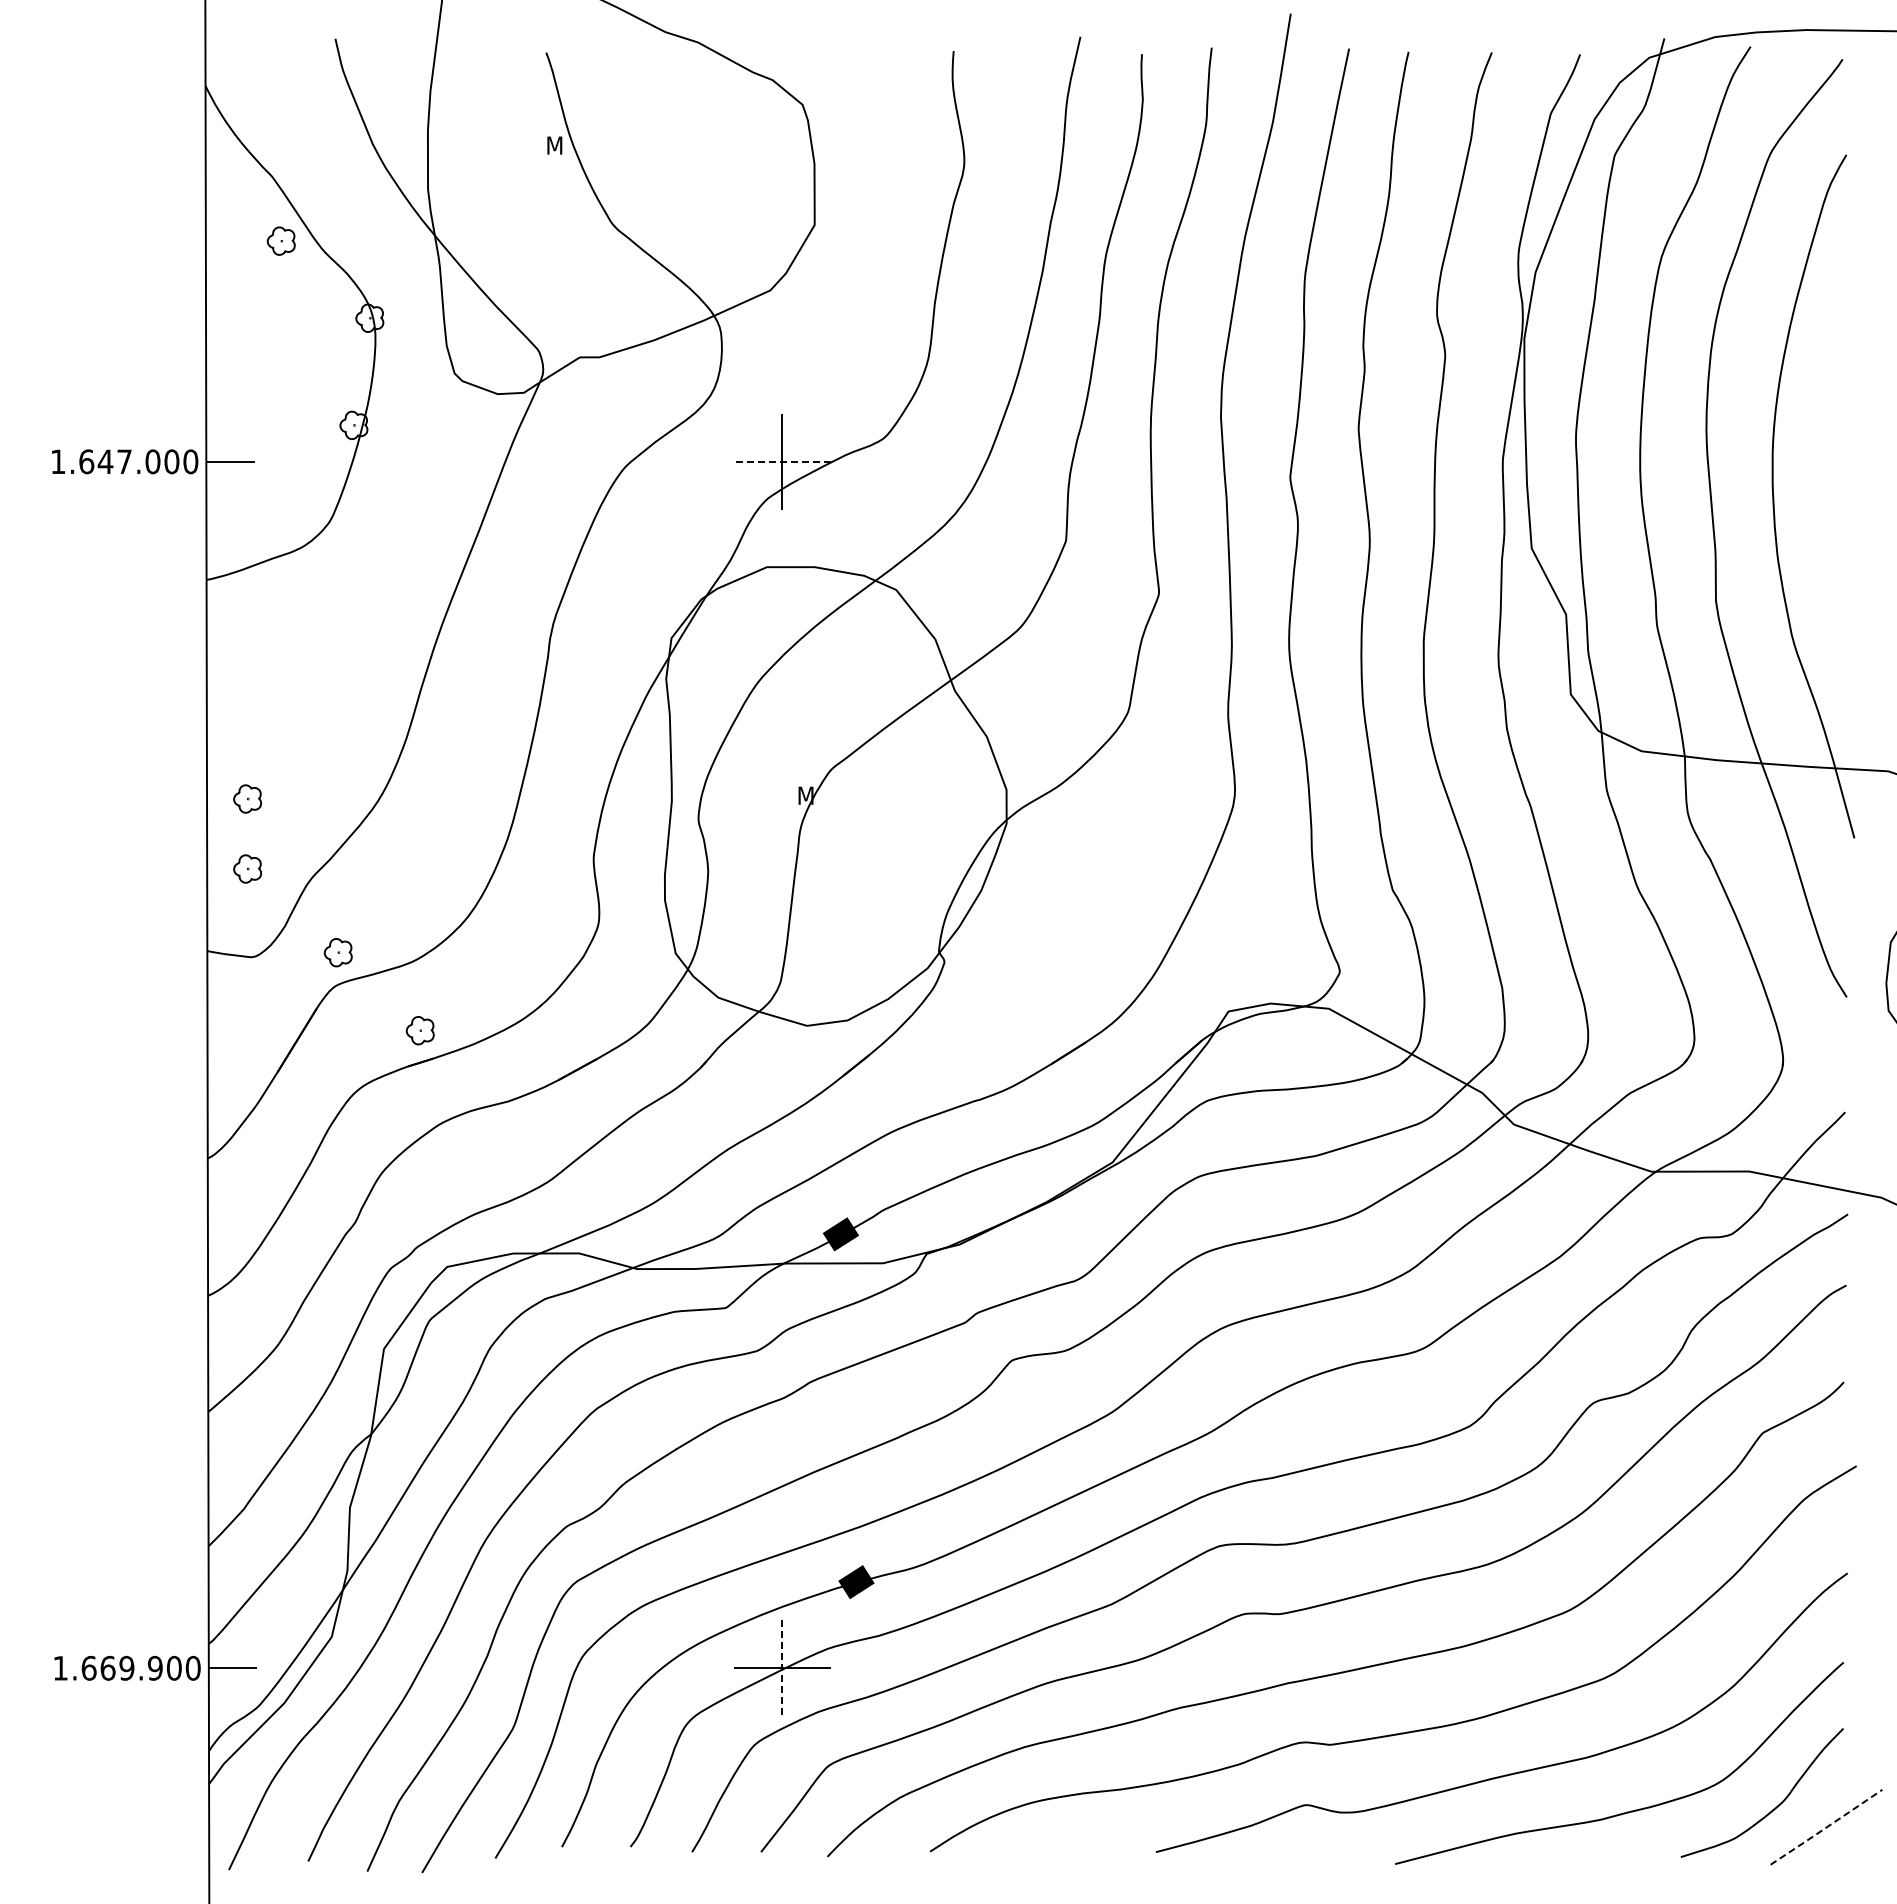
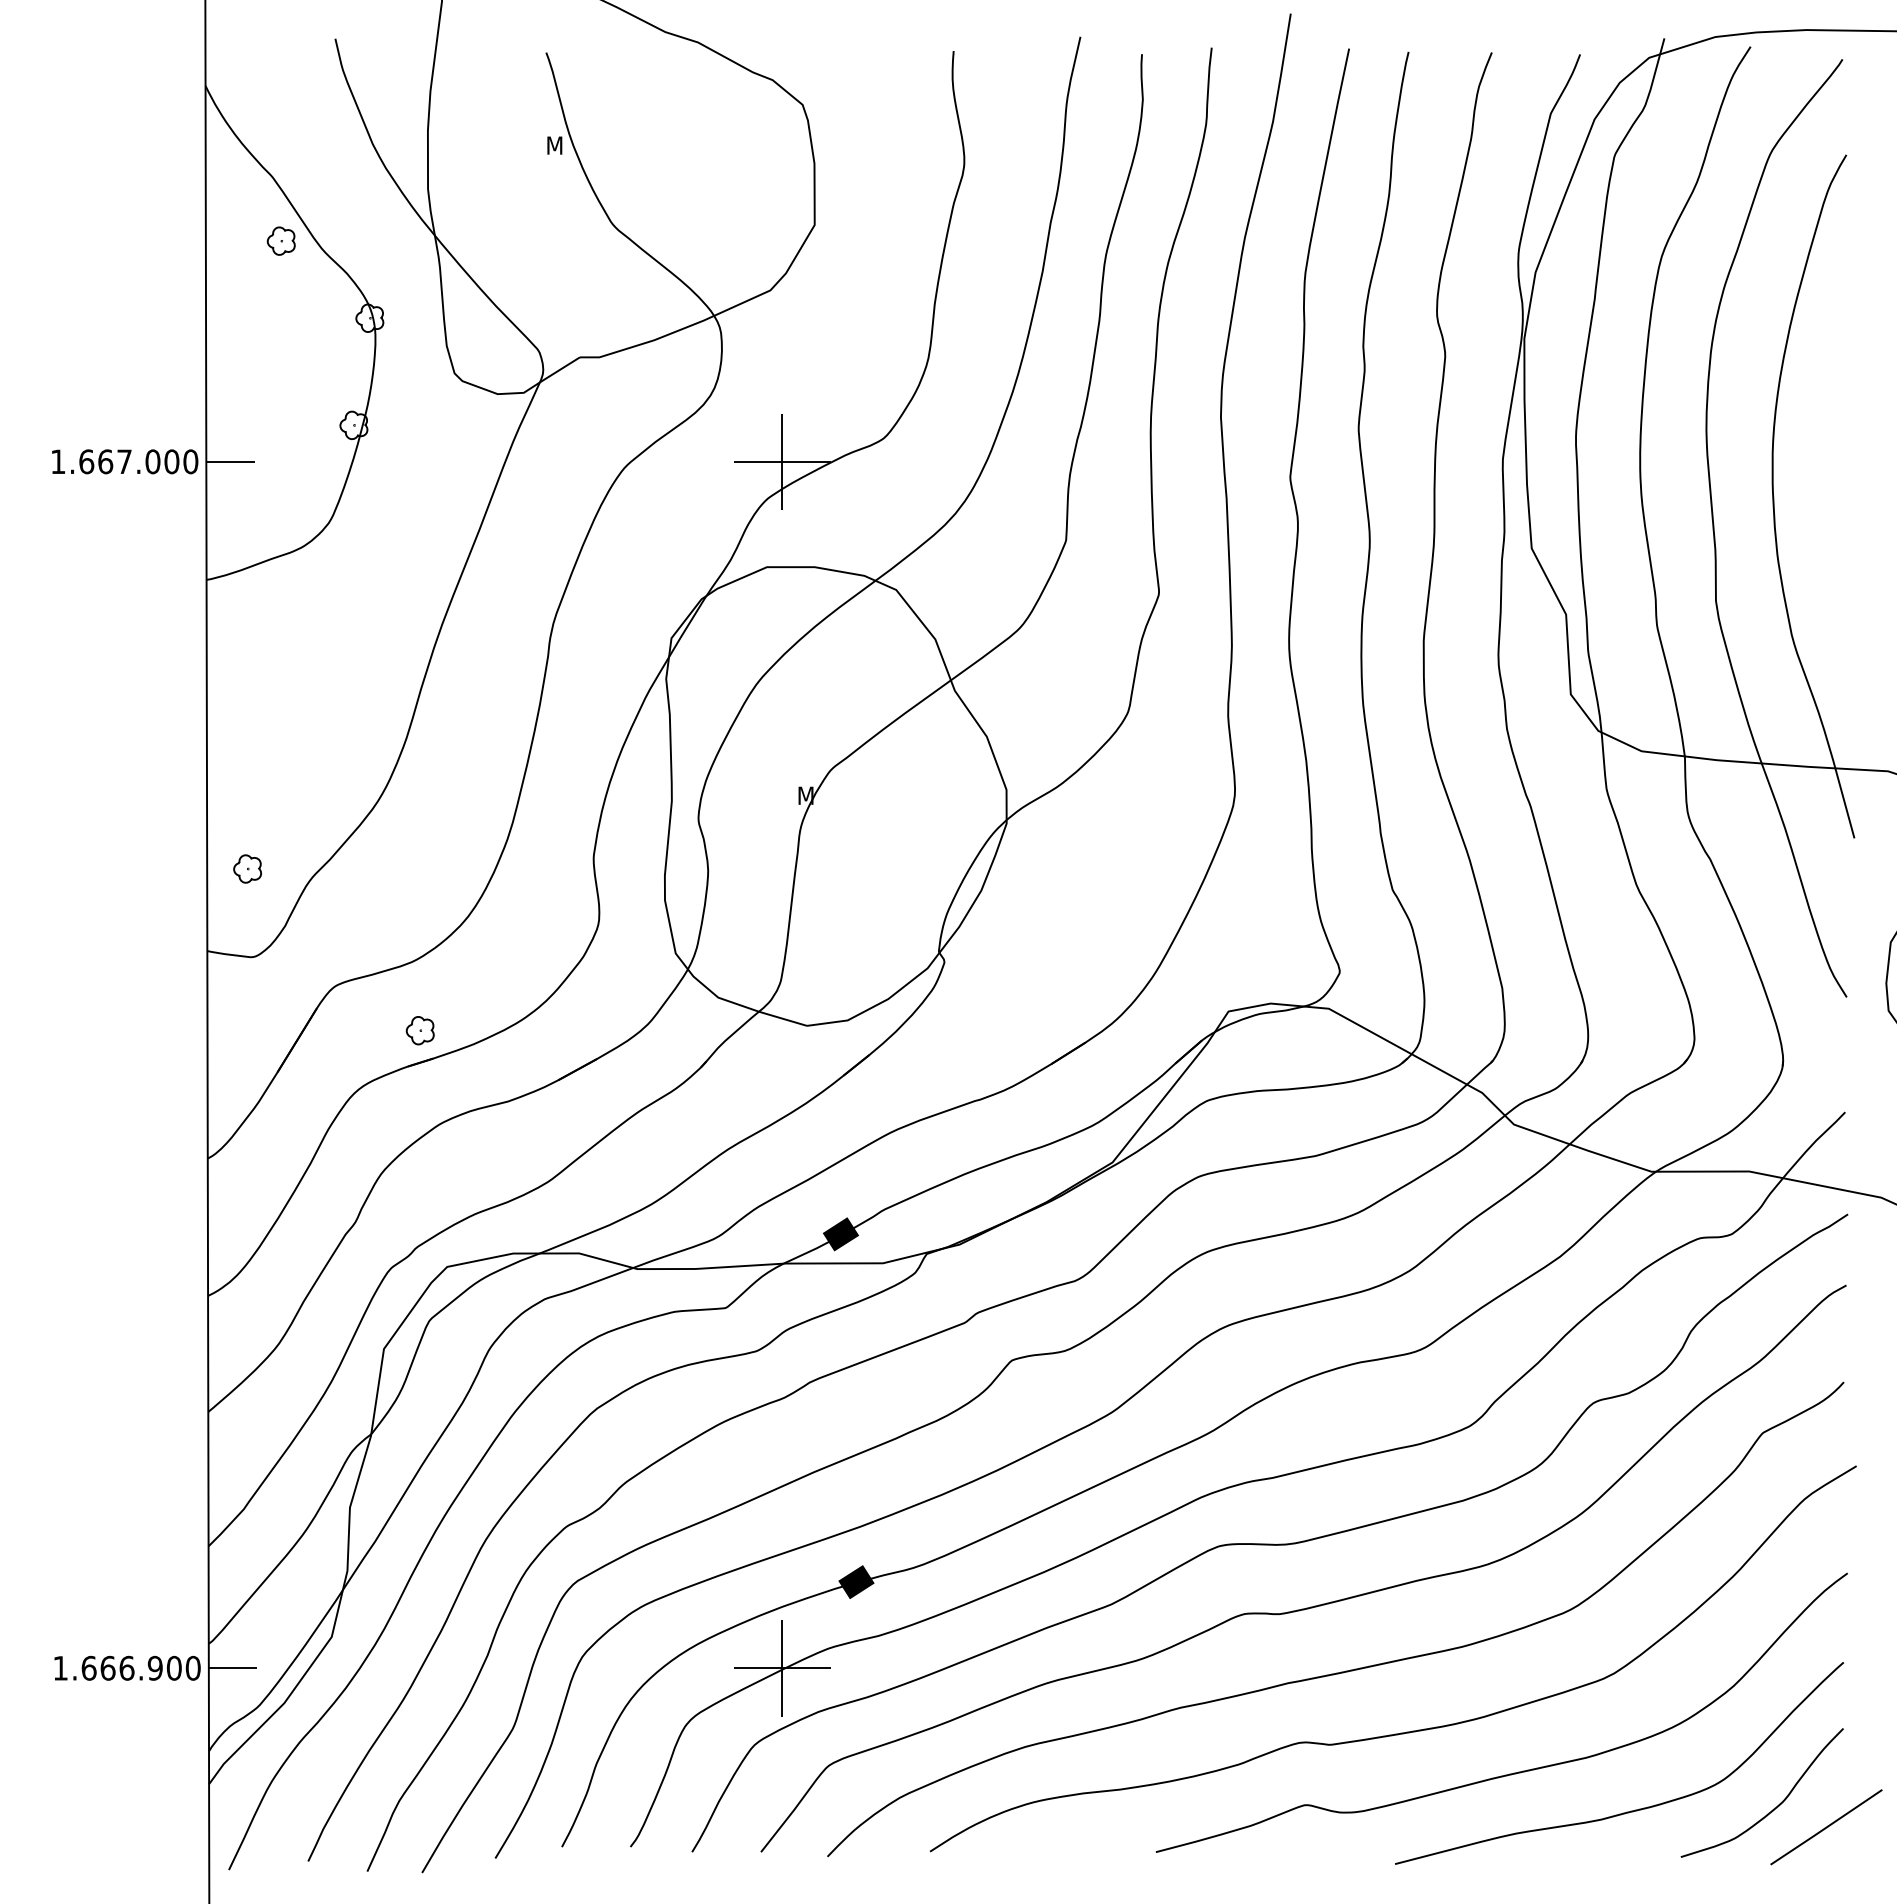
text: 1.647.000 -> 1.667.000 (105, 461)
line: dashed -> solid (781, 461)
part: present -> none (247, 798)
part: present -> none (337, 952)
text: 1.669.900 -> 1.666.900 (126, 1667)
line: dashed -> solid (782, 1668)
line: dashed -> solid (1826, 1827)
